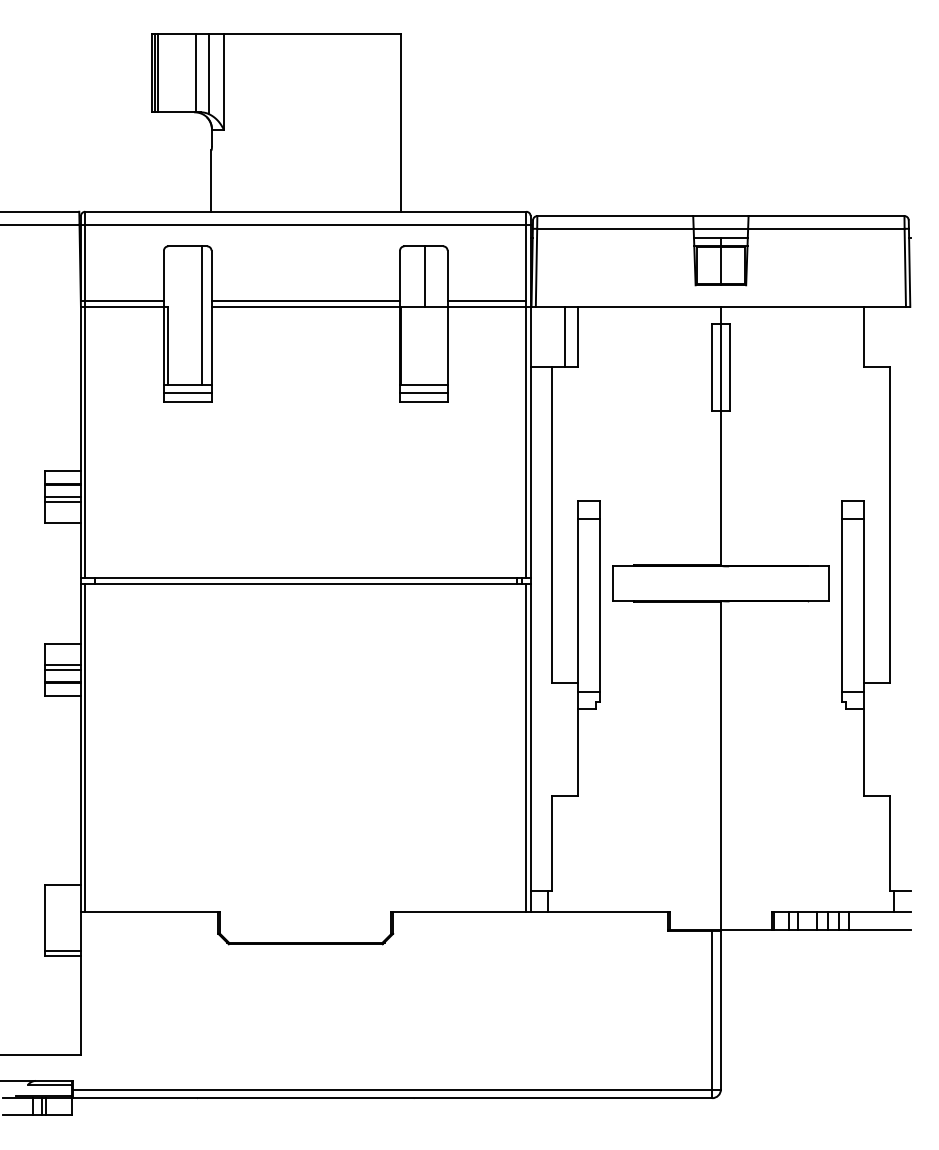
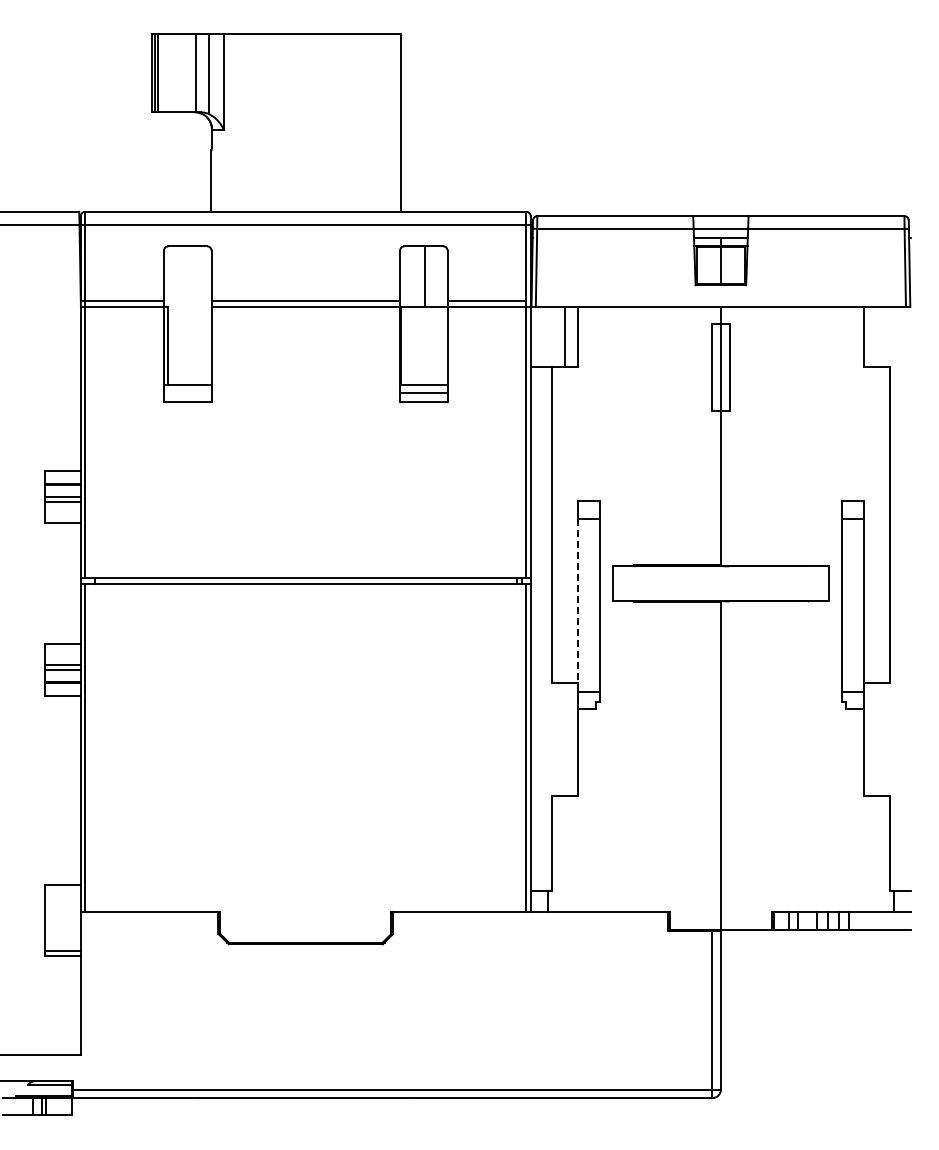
line: present -> none (202, 315)
line: present -> none (187, 393)
line: solid -> dashed (578, 605)
